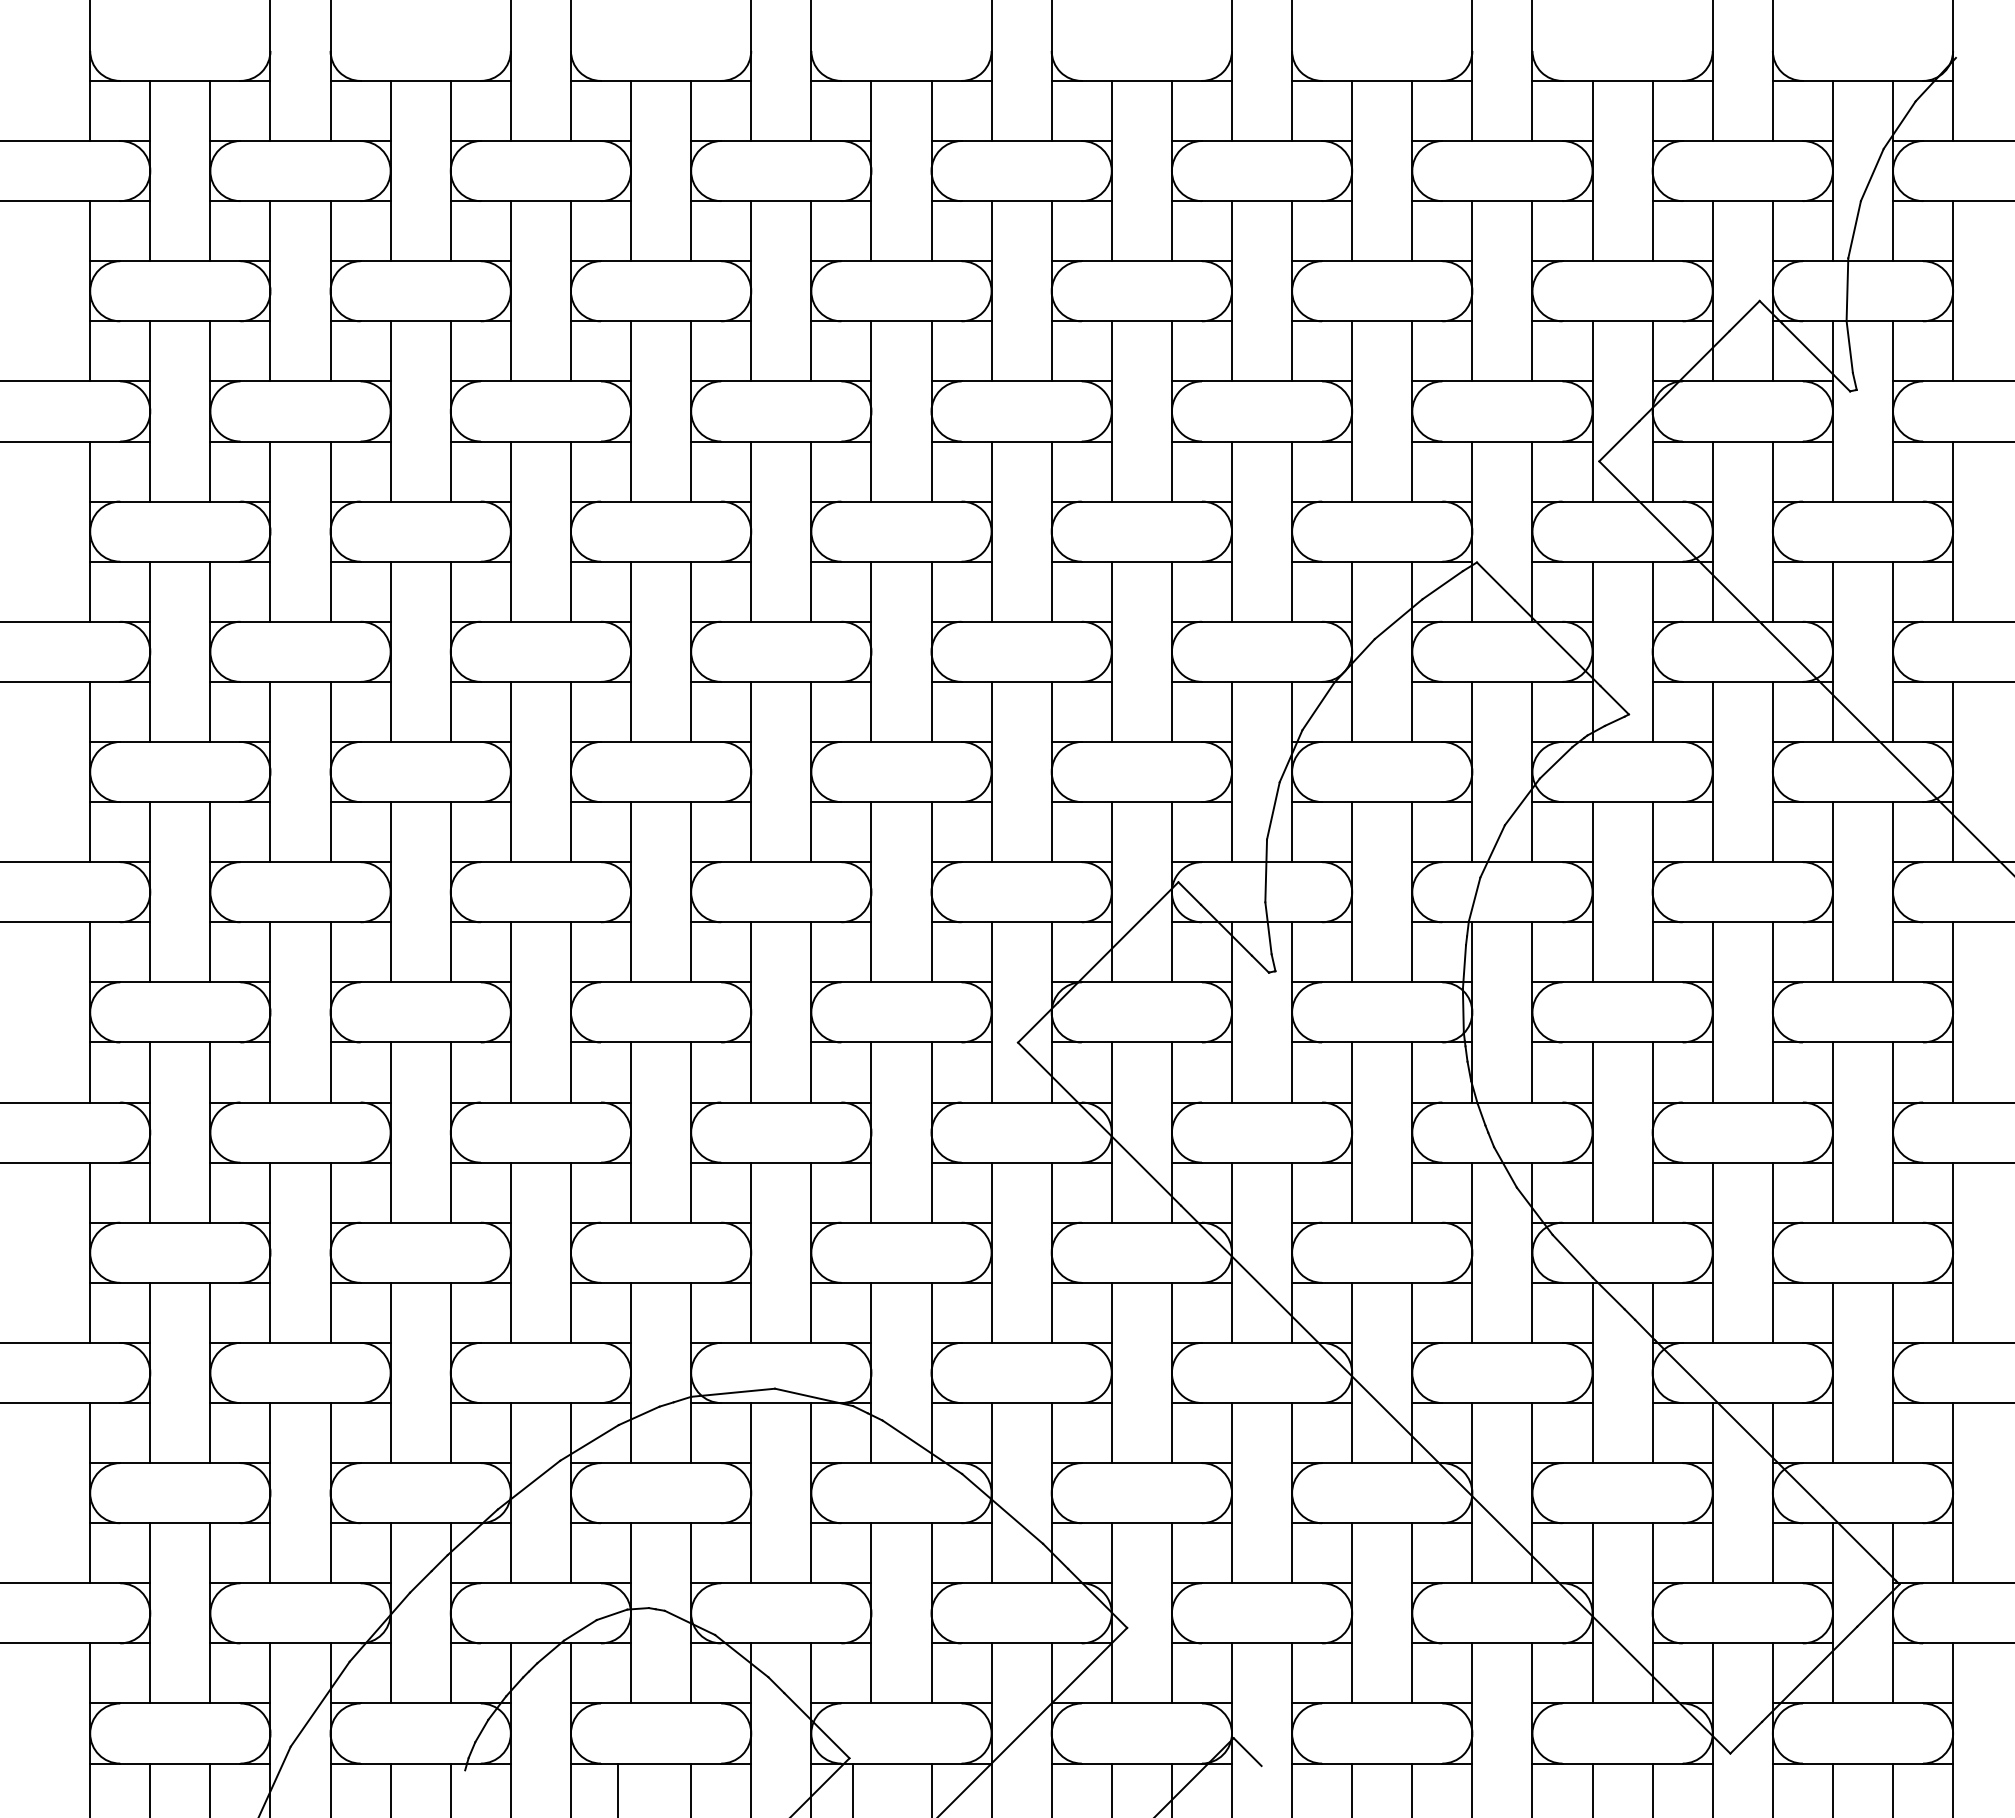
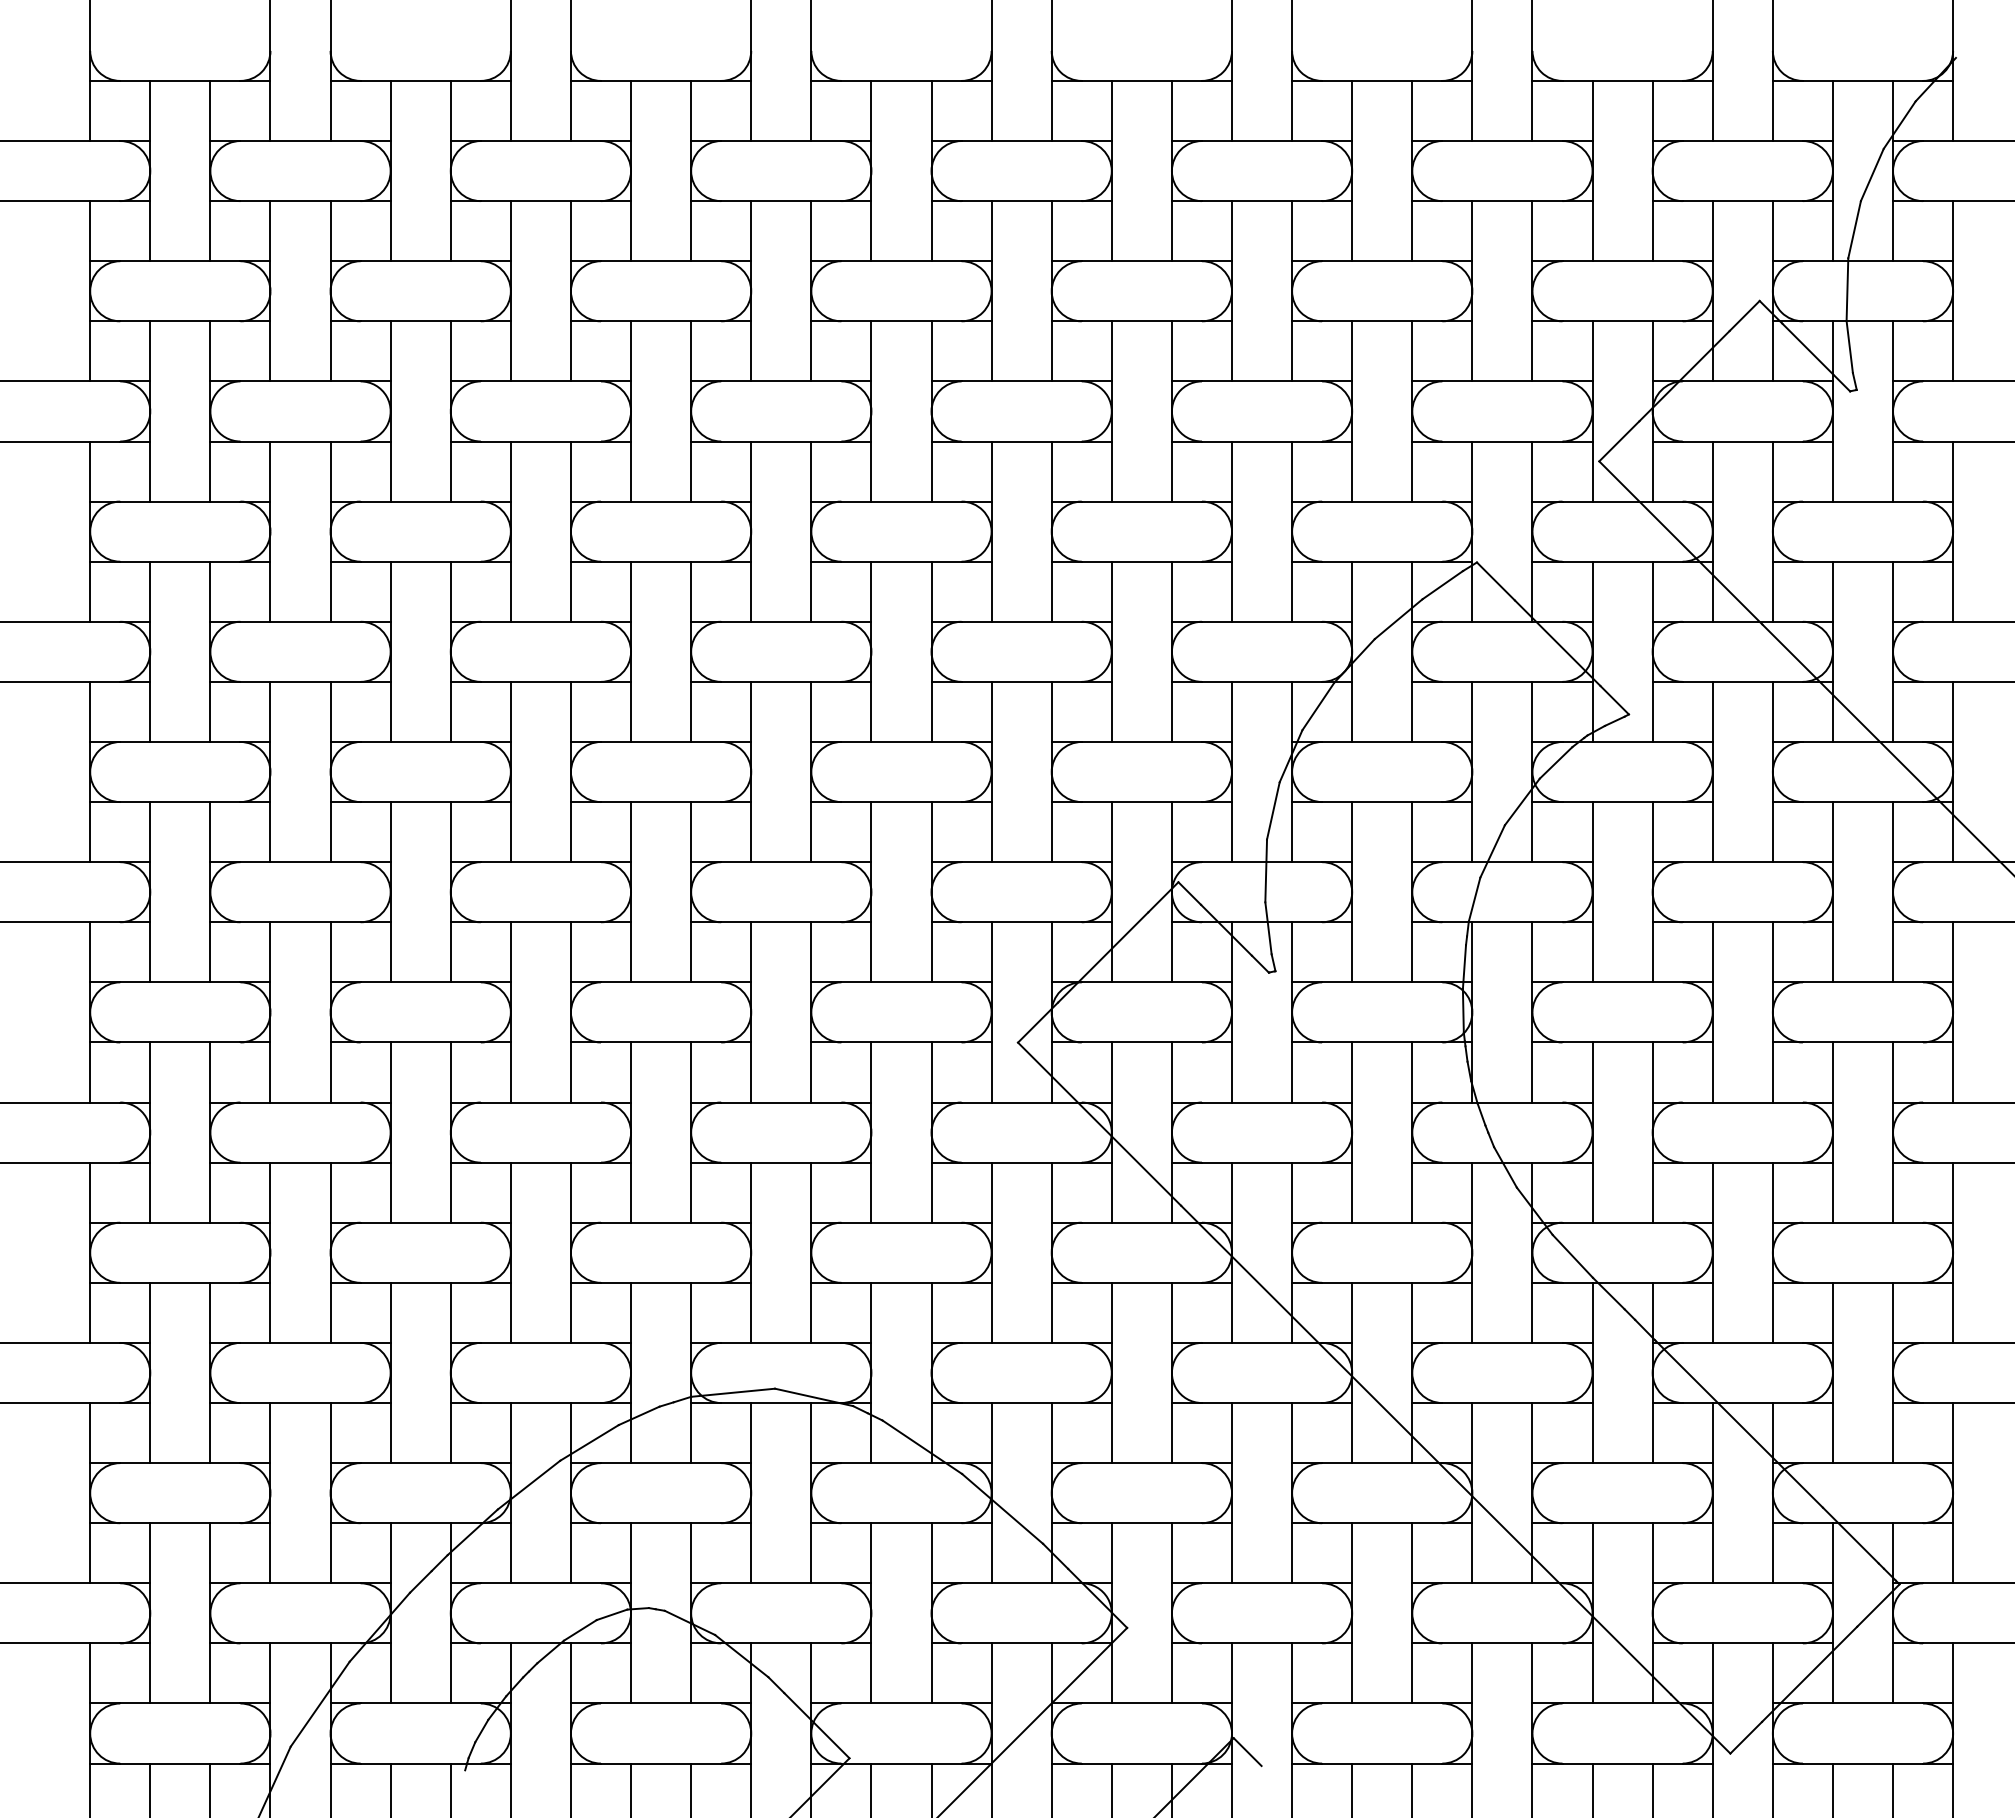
line position: (618, 1788) -> (631, 1788) (631, 1788)
line position: (853, 1788) -> (871, 1788) (871, 1788)
